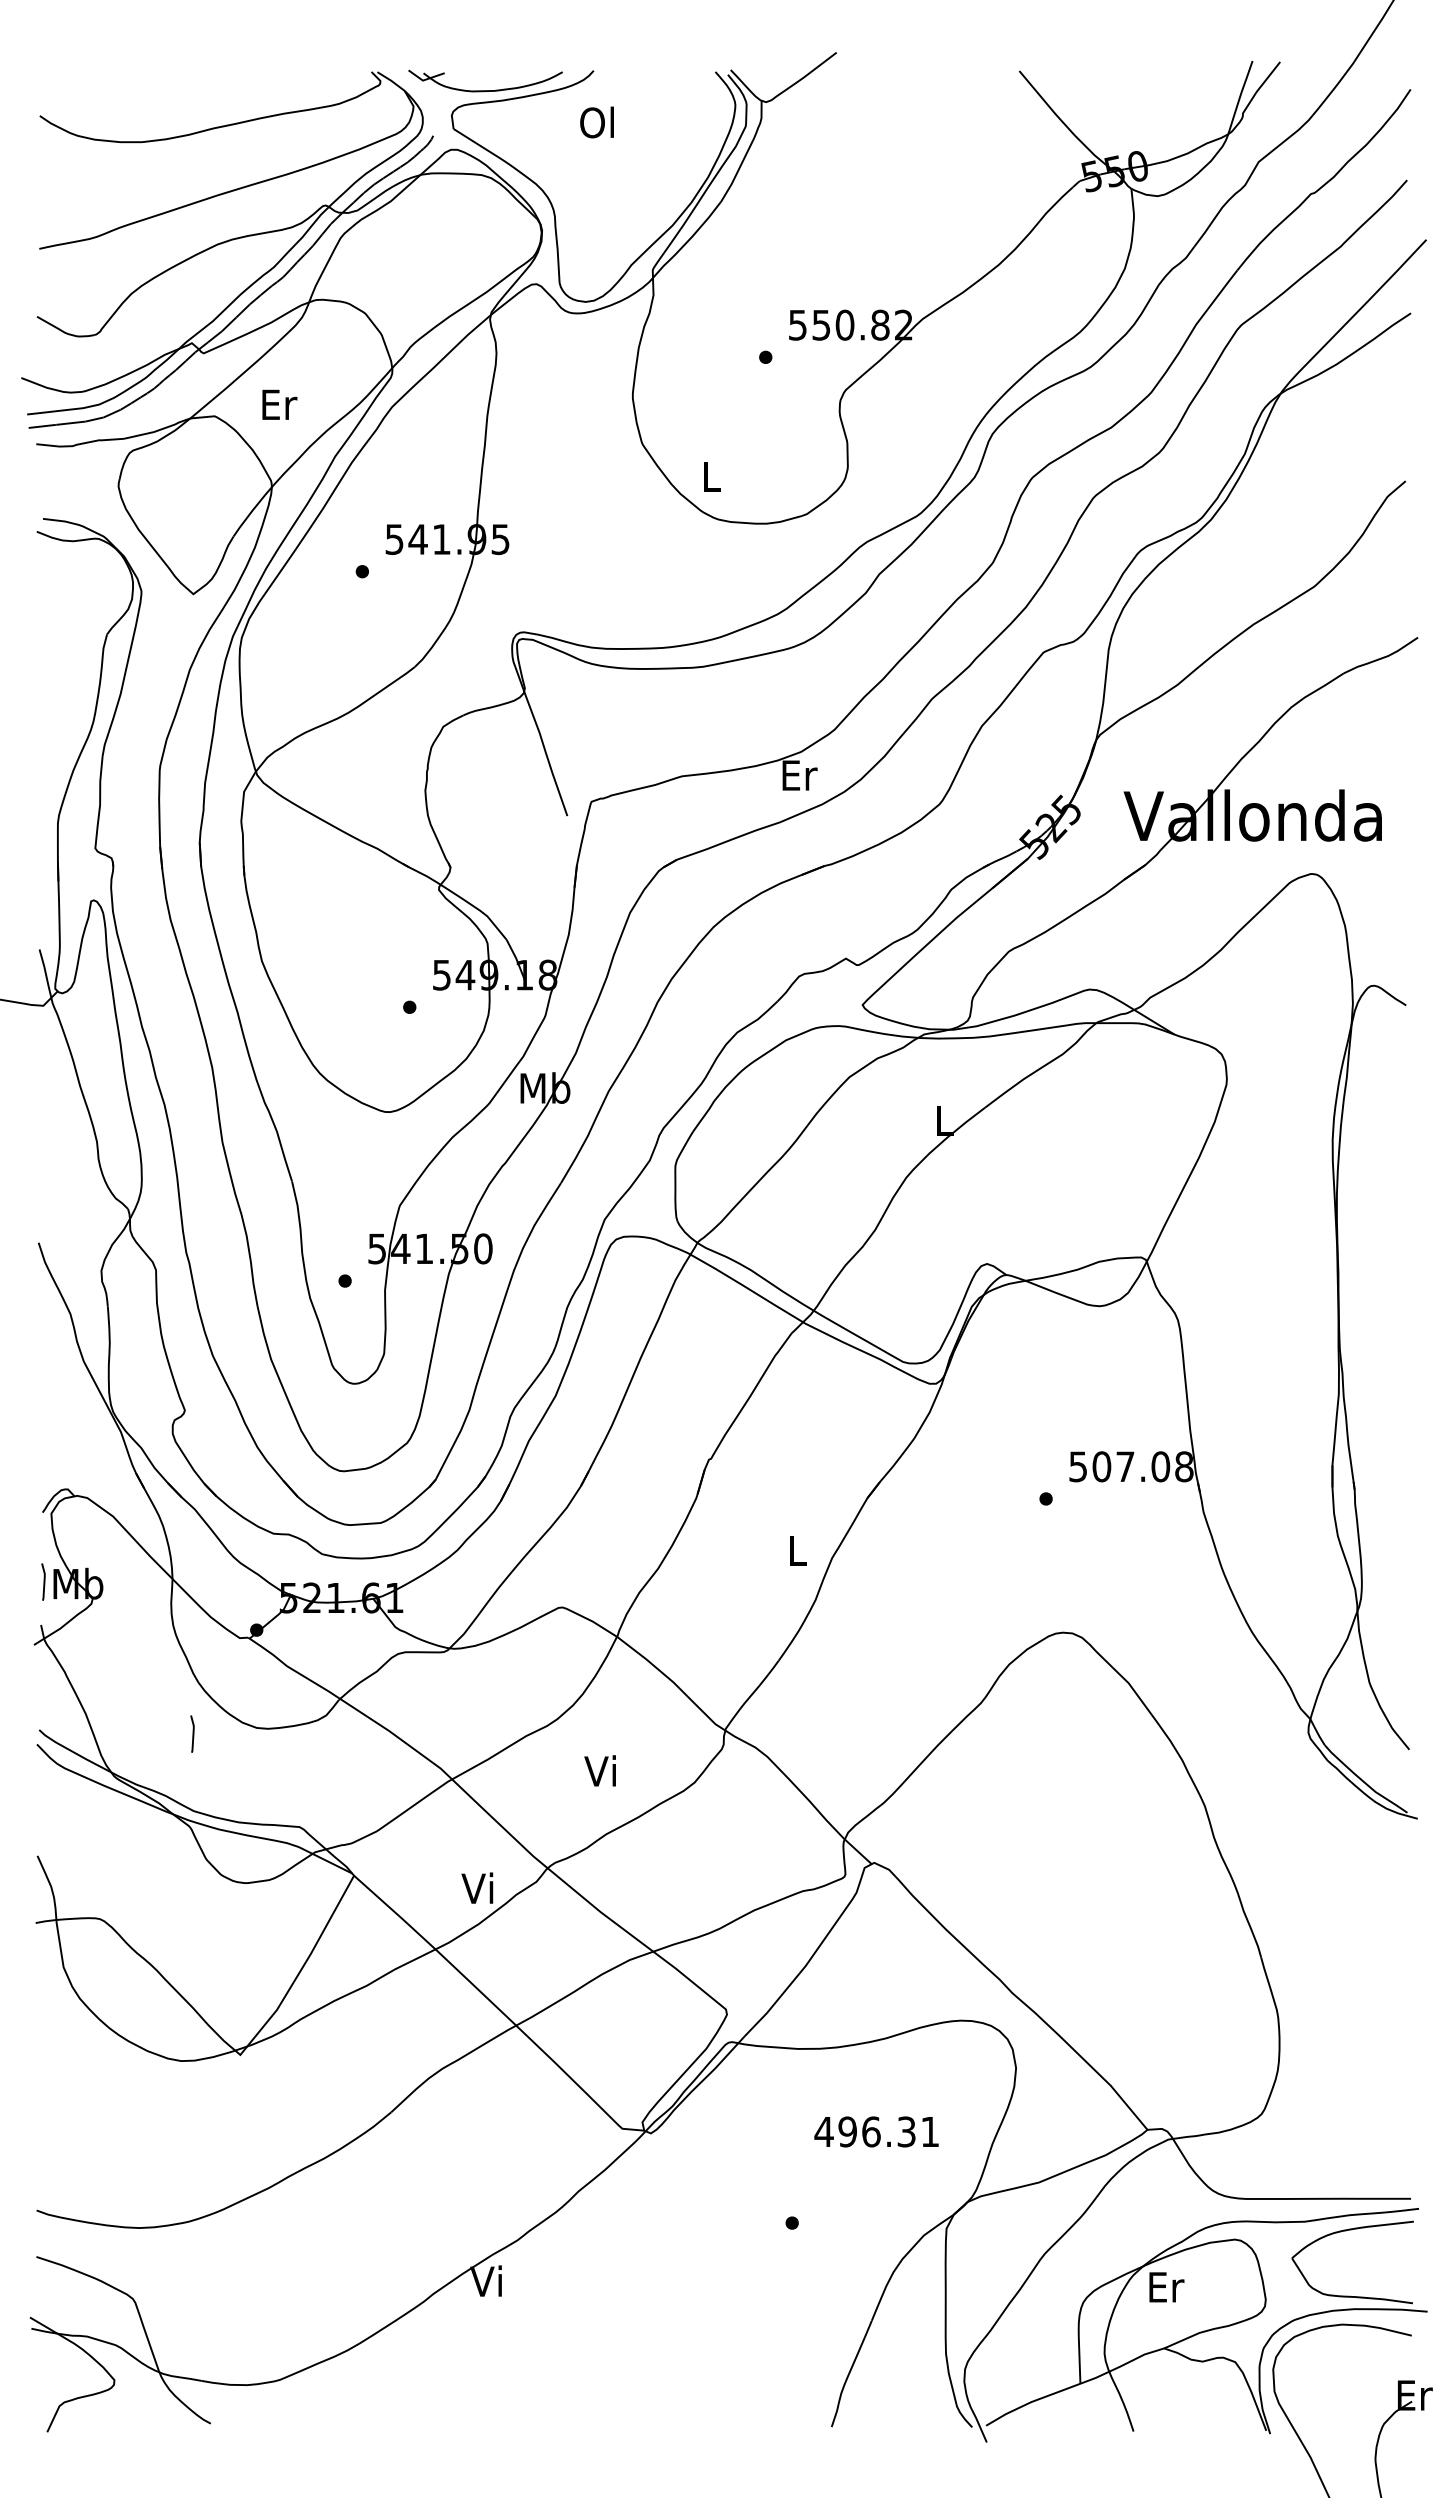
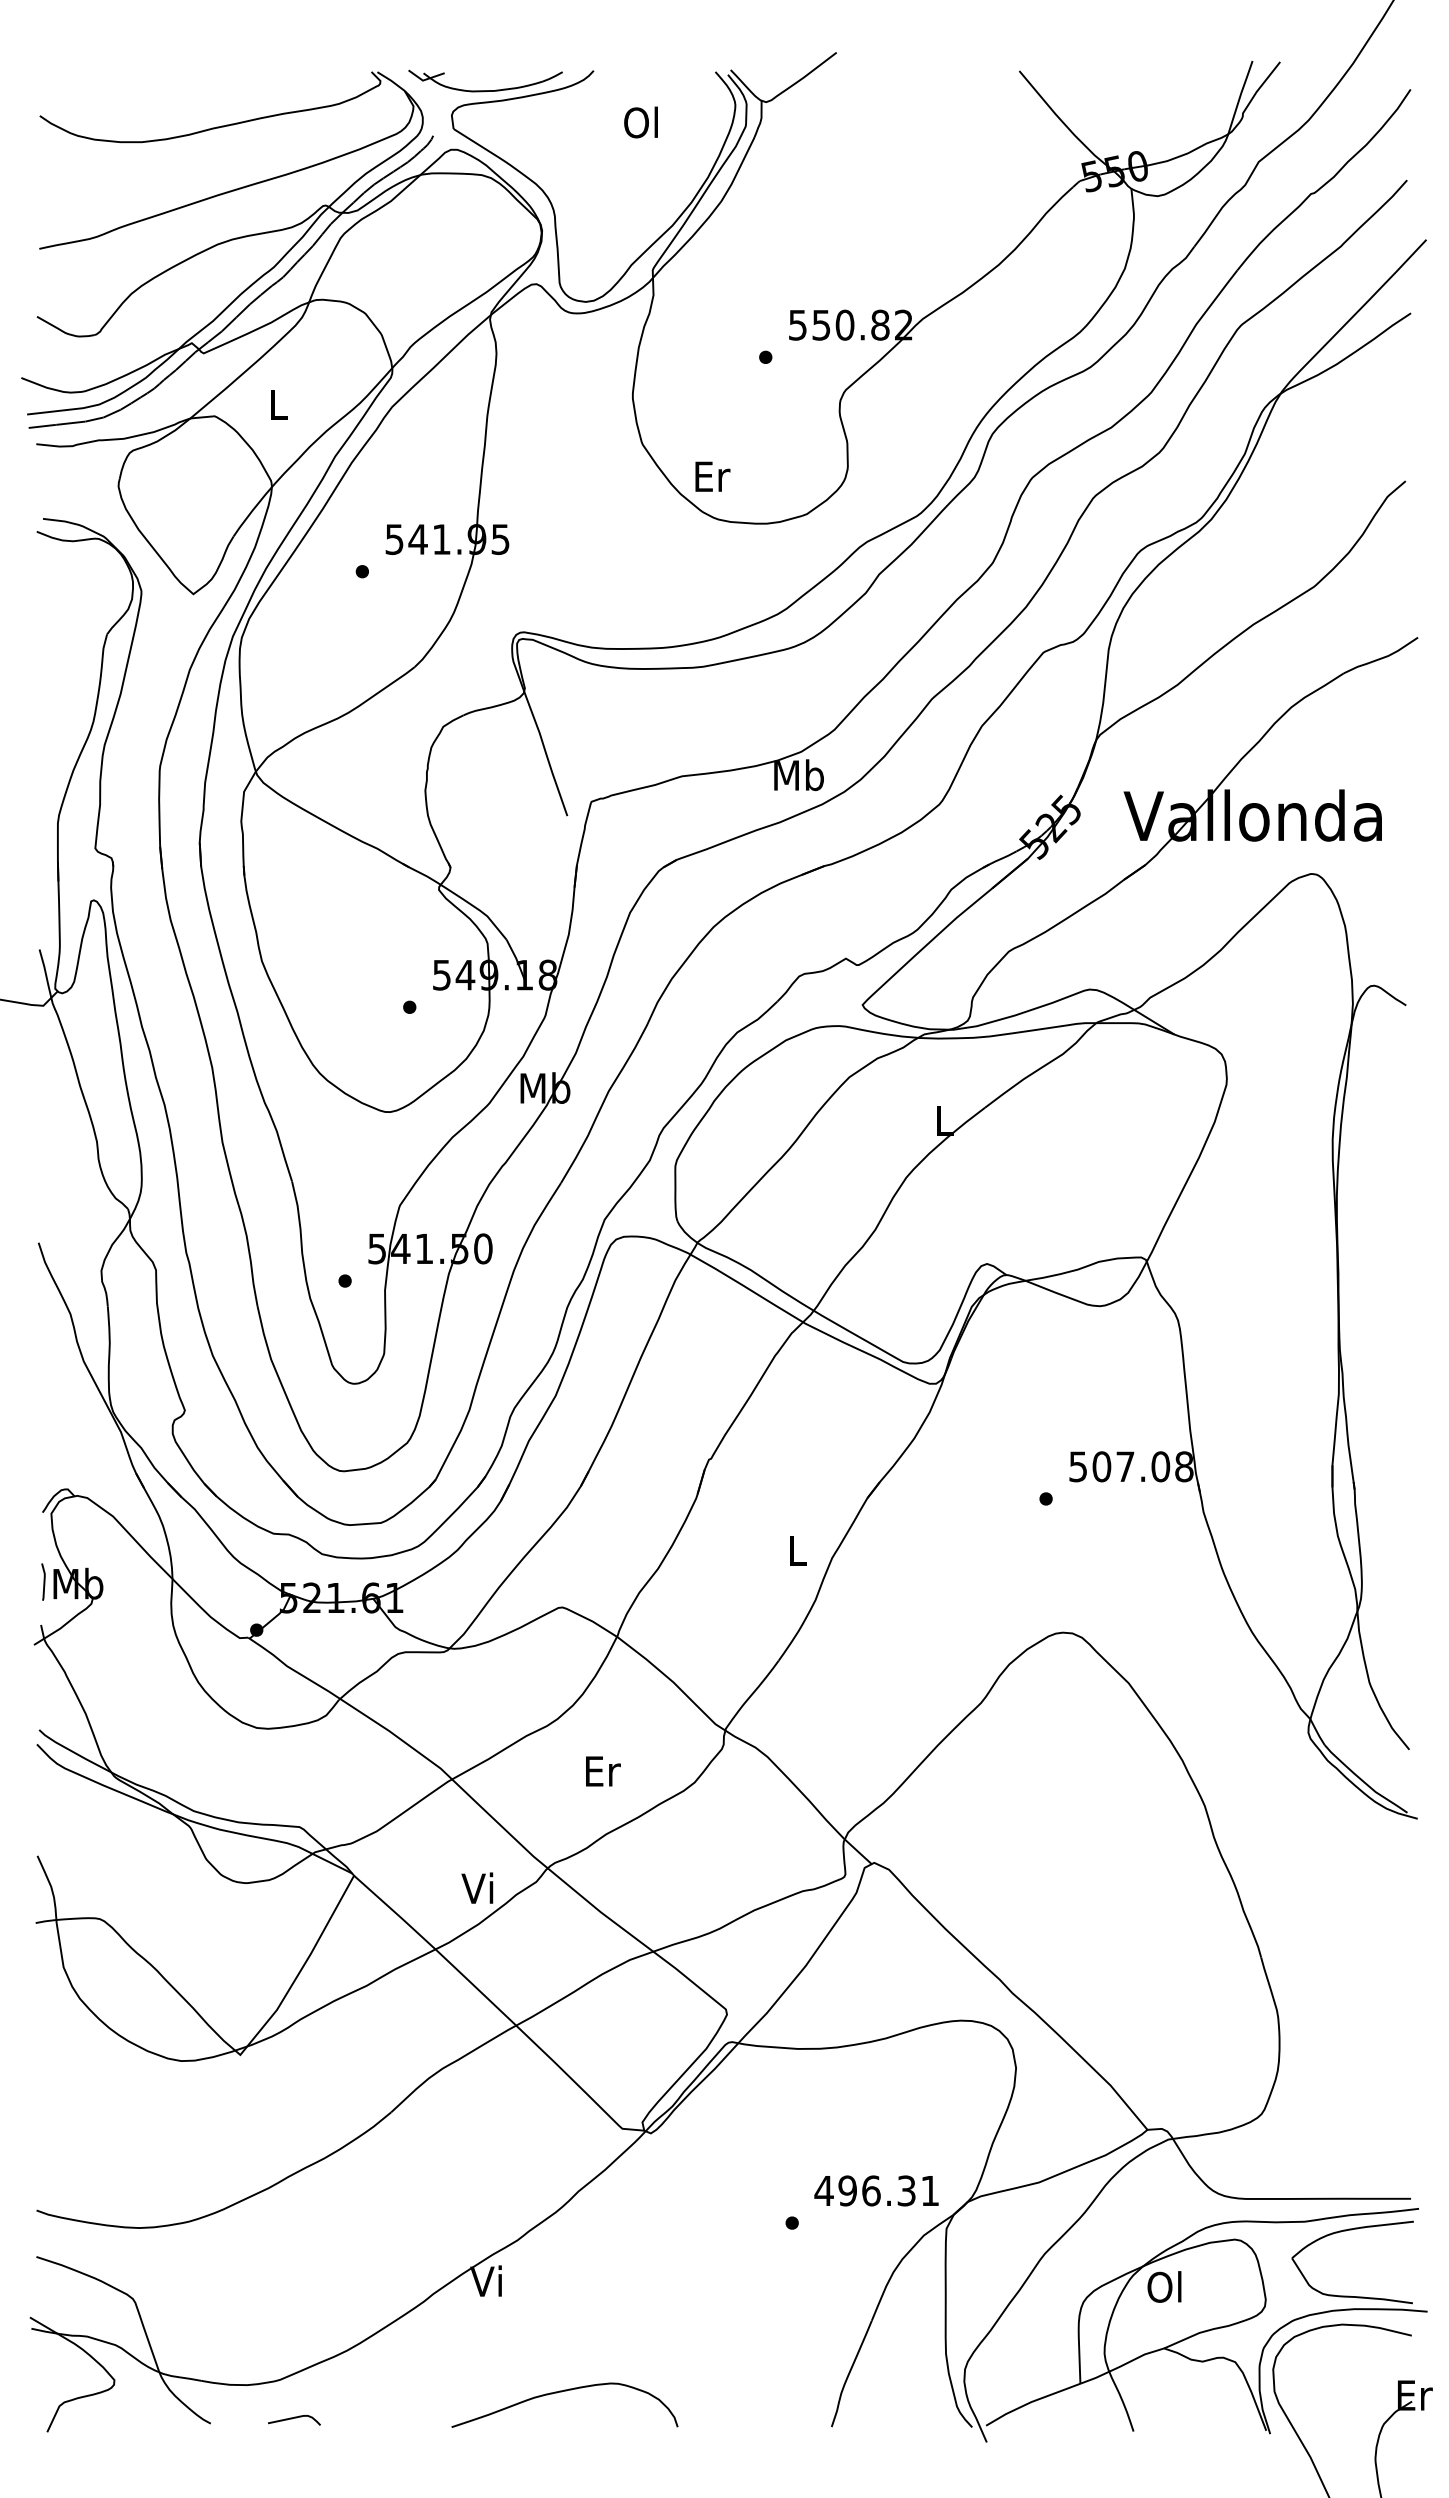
text position: (596, 122) -> (640, 122) (640, 122)
text: Er -> L (279, 404)
text: L -> Er (712, 476)
text: Er -> Mb (798, 775)
line: present -> none (192, 1733)
text: Vi -> Er (602, 1770)
text position: (876, 2131) -> (876, 2190) (876, 2190)
text: Er -> Ol (1165, 2286)
curve: none -> present (562, 2392)
curve: none -> present (294, 2418)
